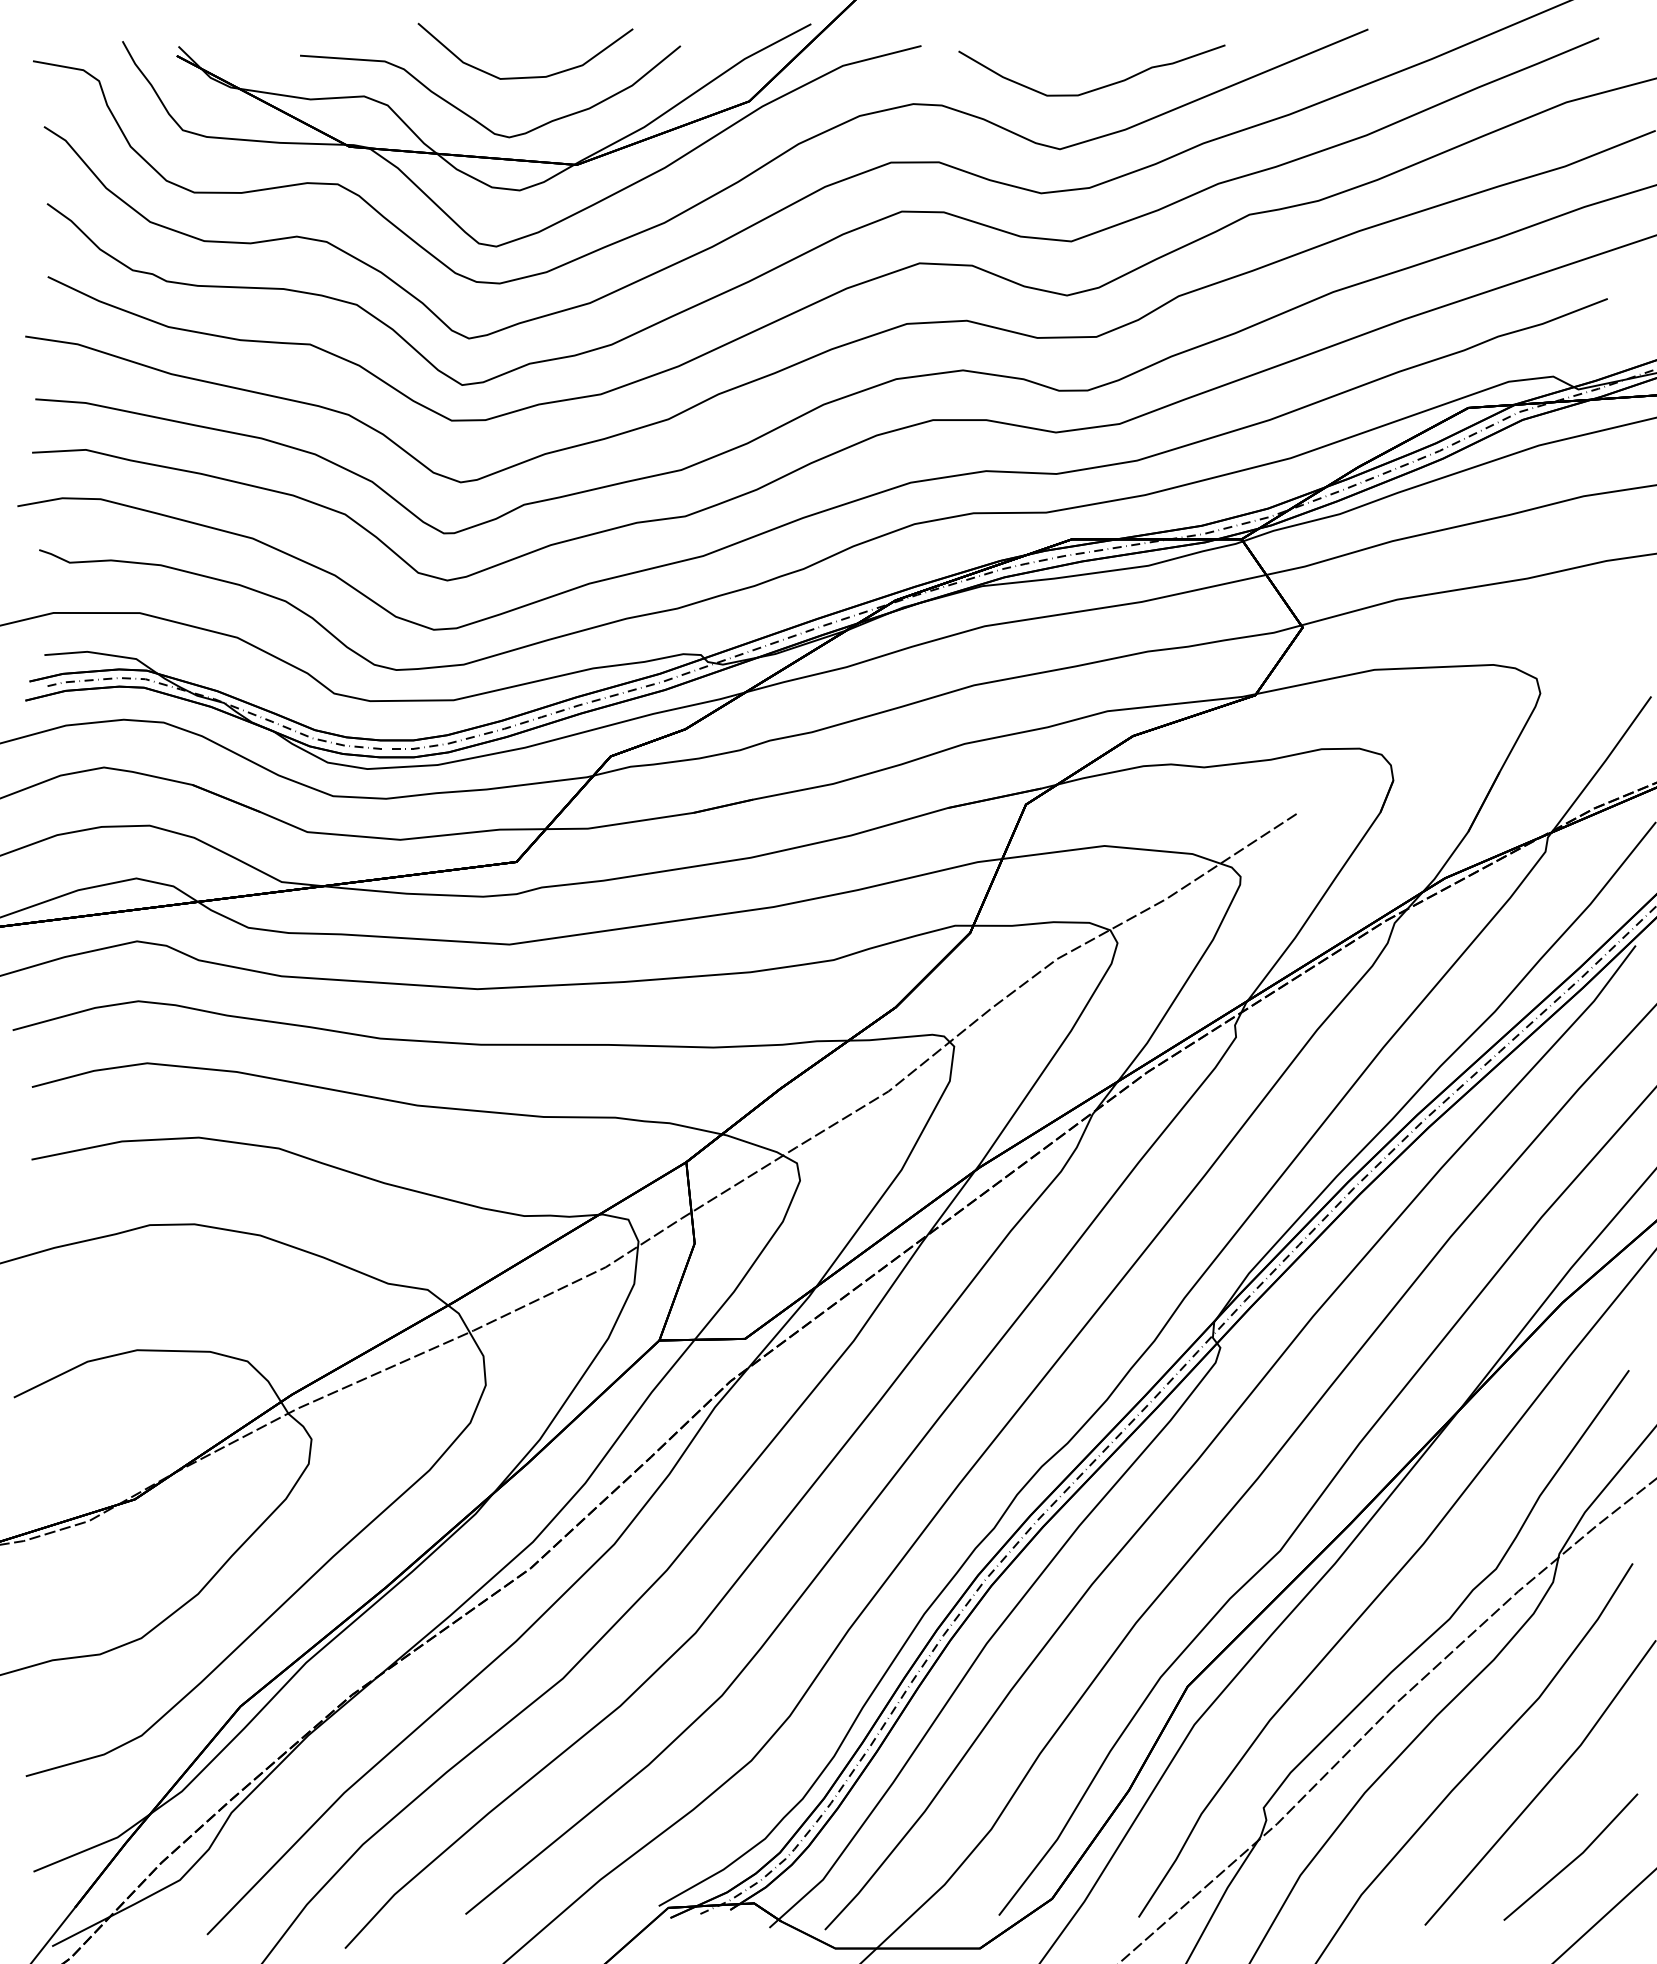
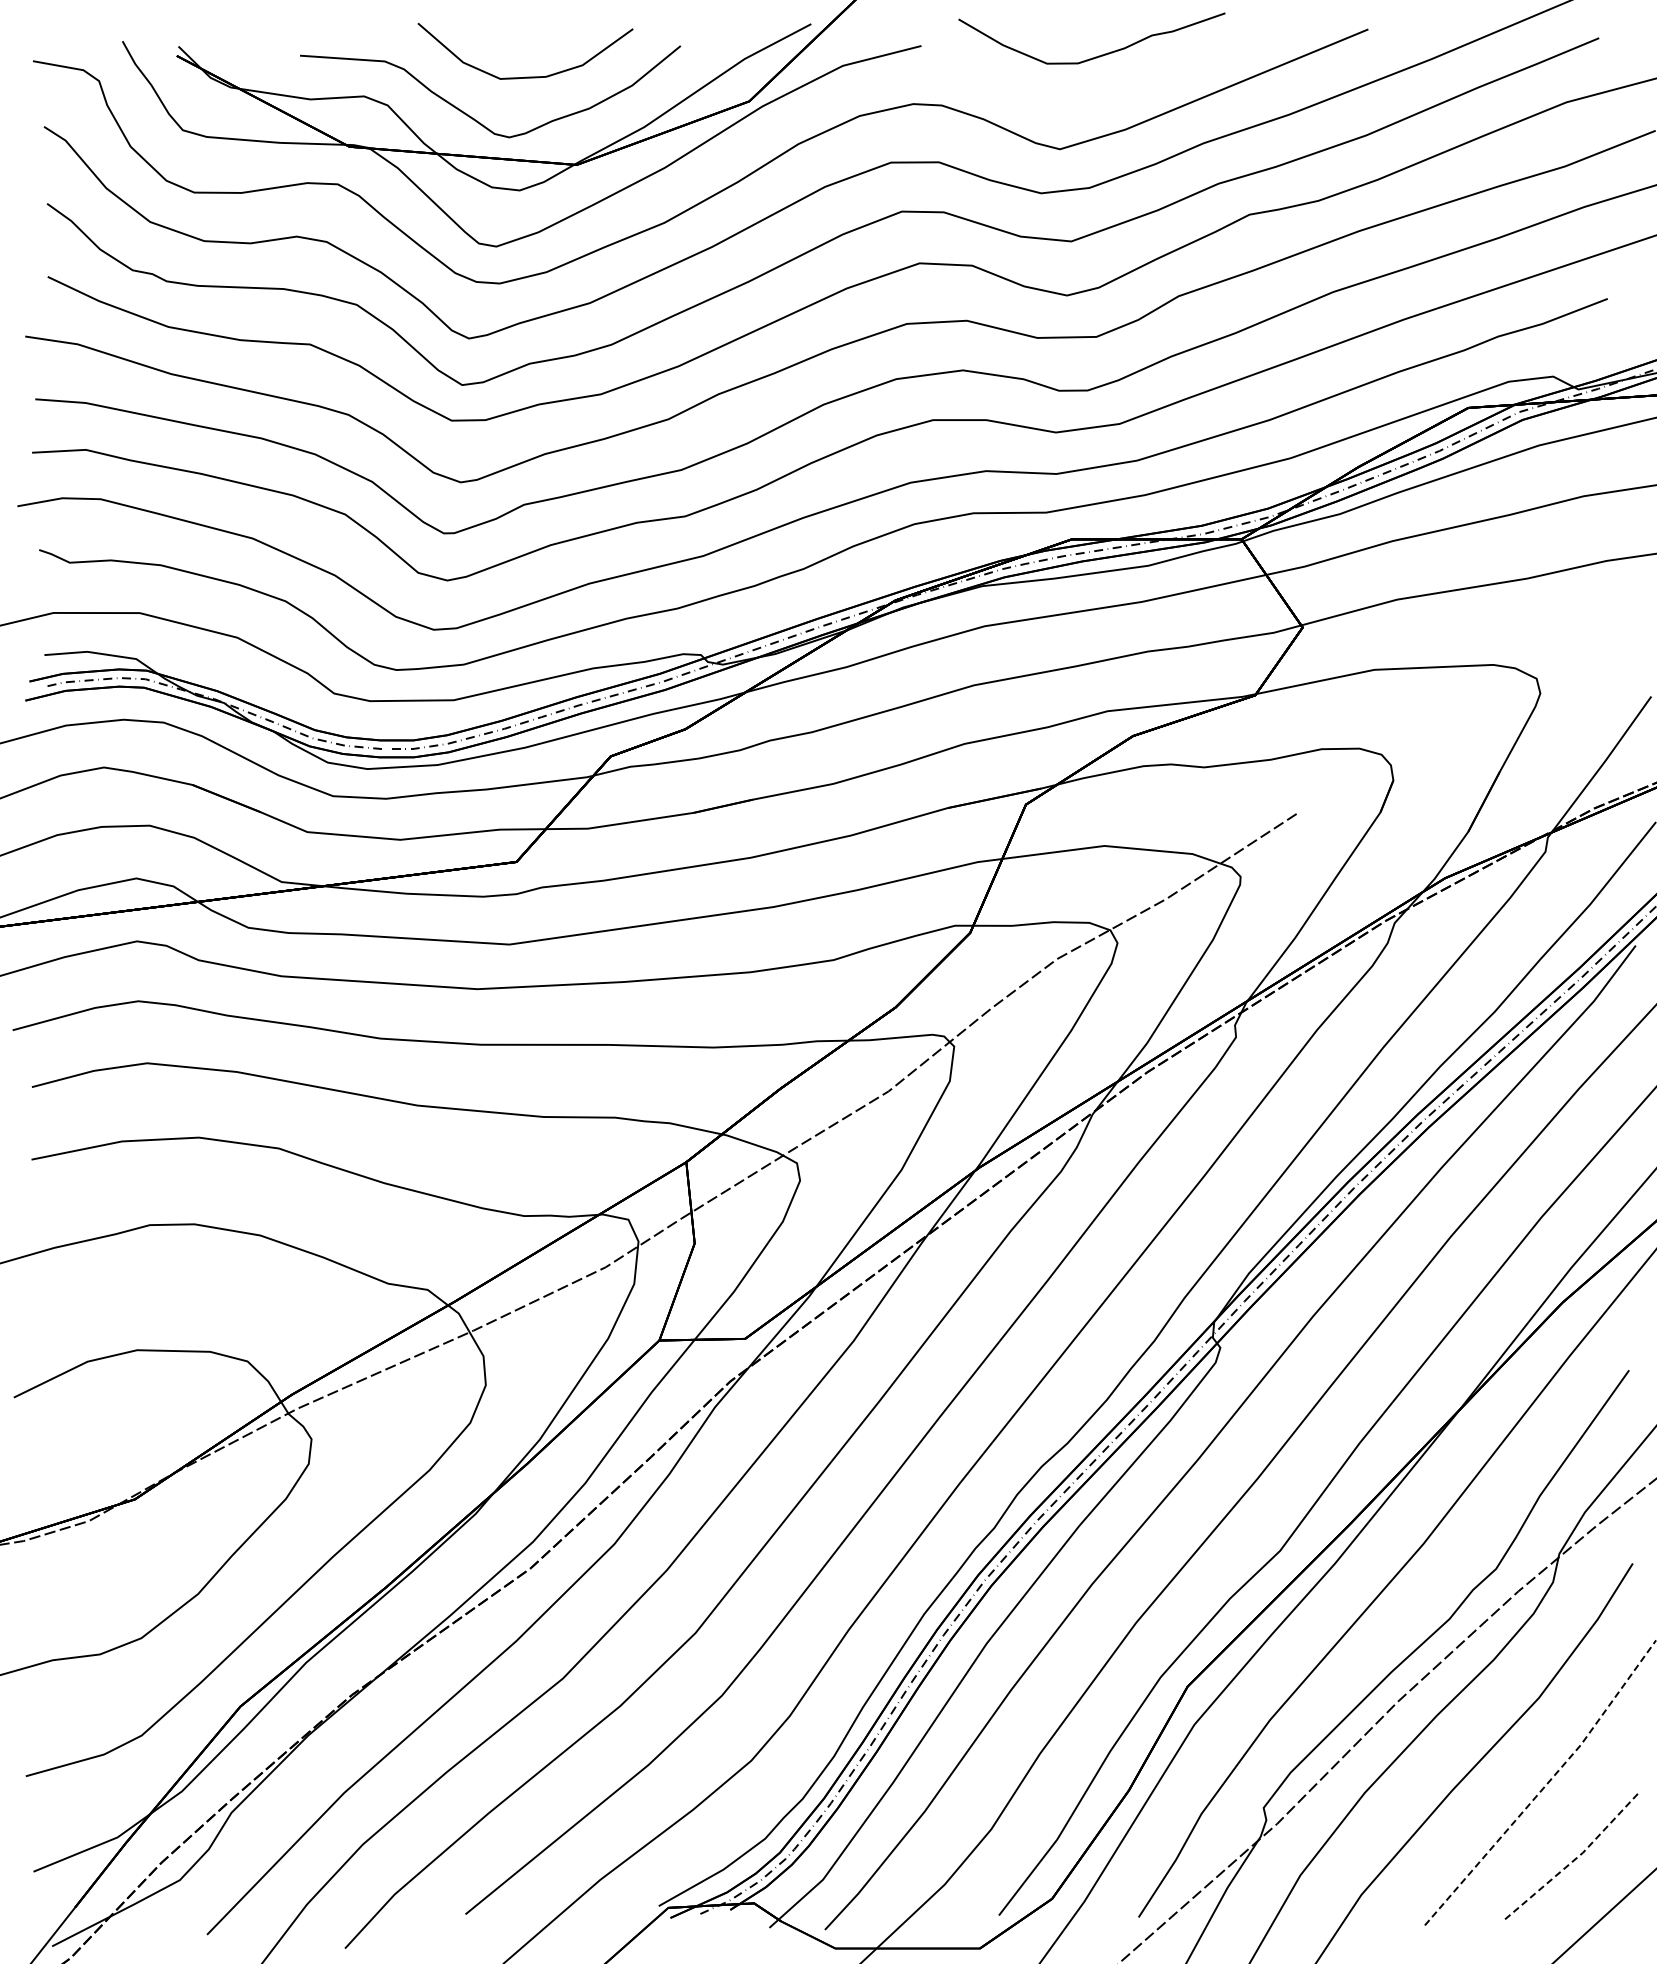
curve position: (1098, 87) -> (1098, 55) (1098, 55)
line: solid -> dashed (1545, 1785)
line: solid -> dashed (1574, 1860)
